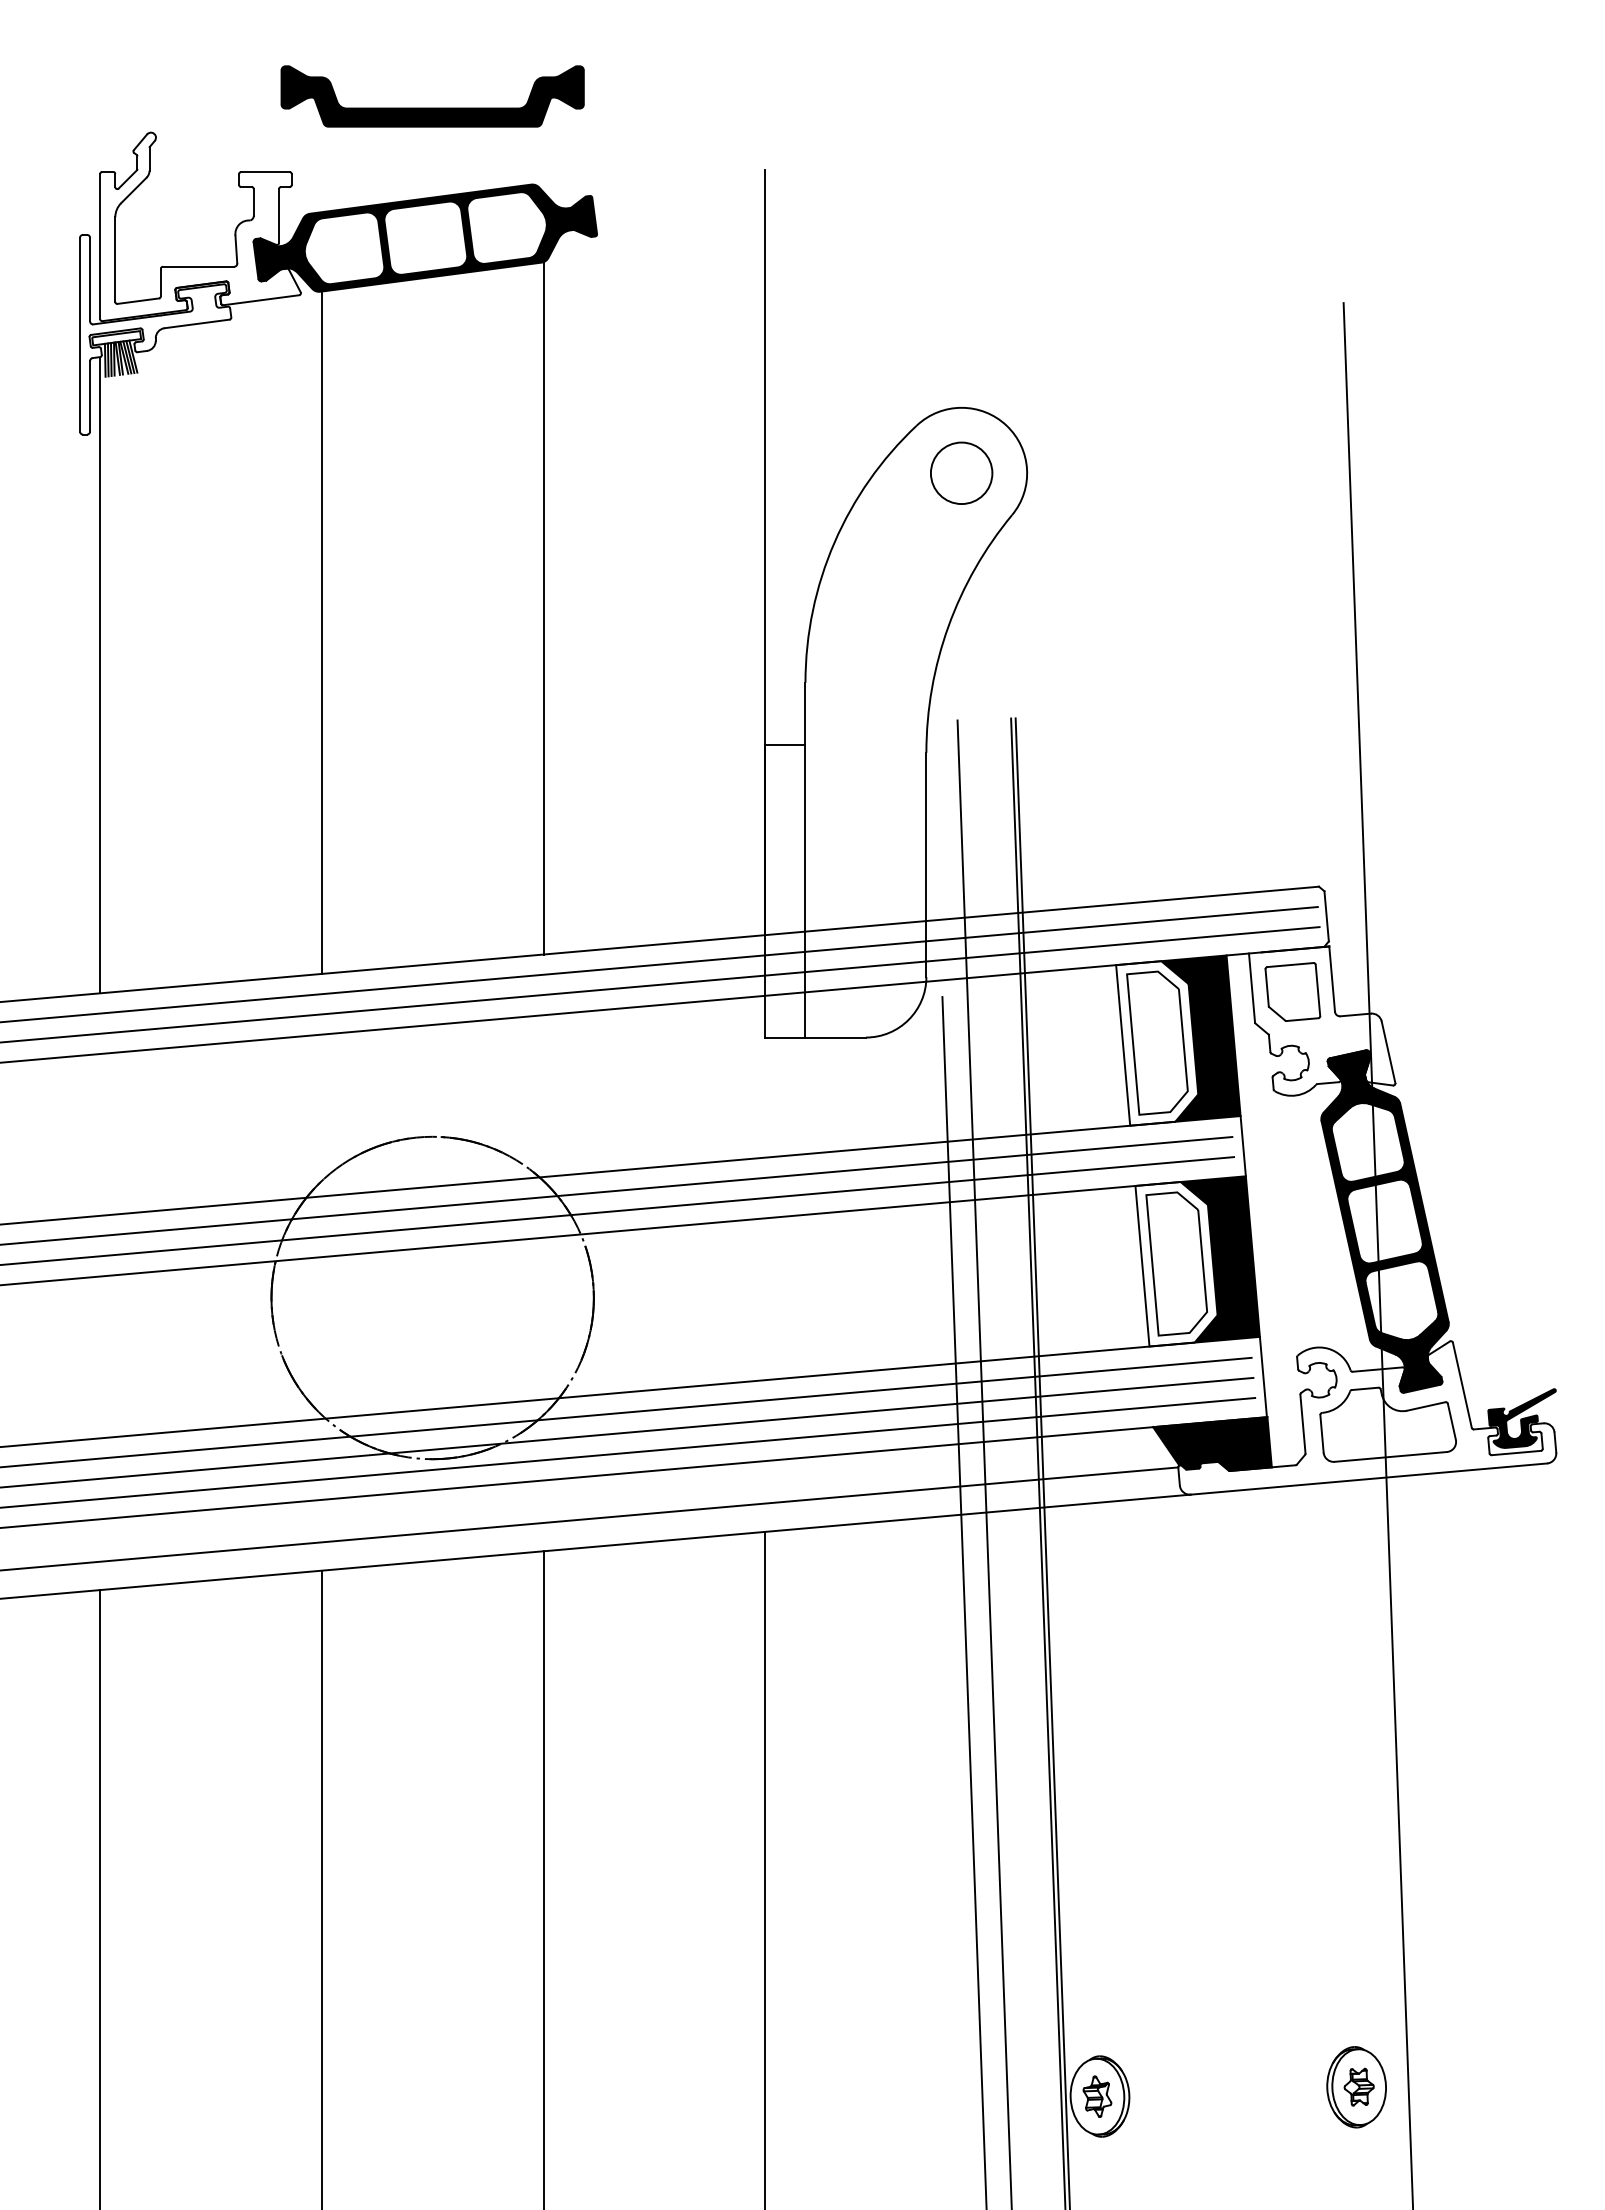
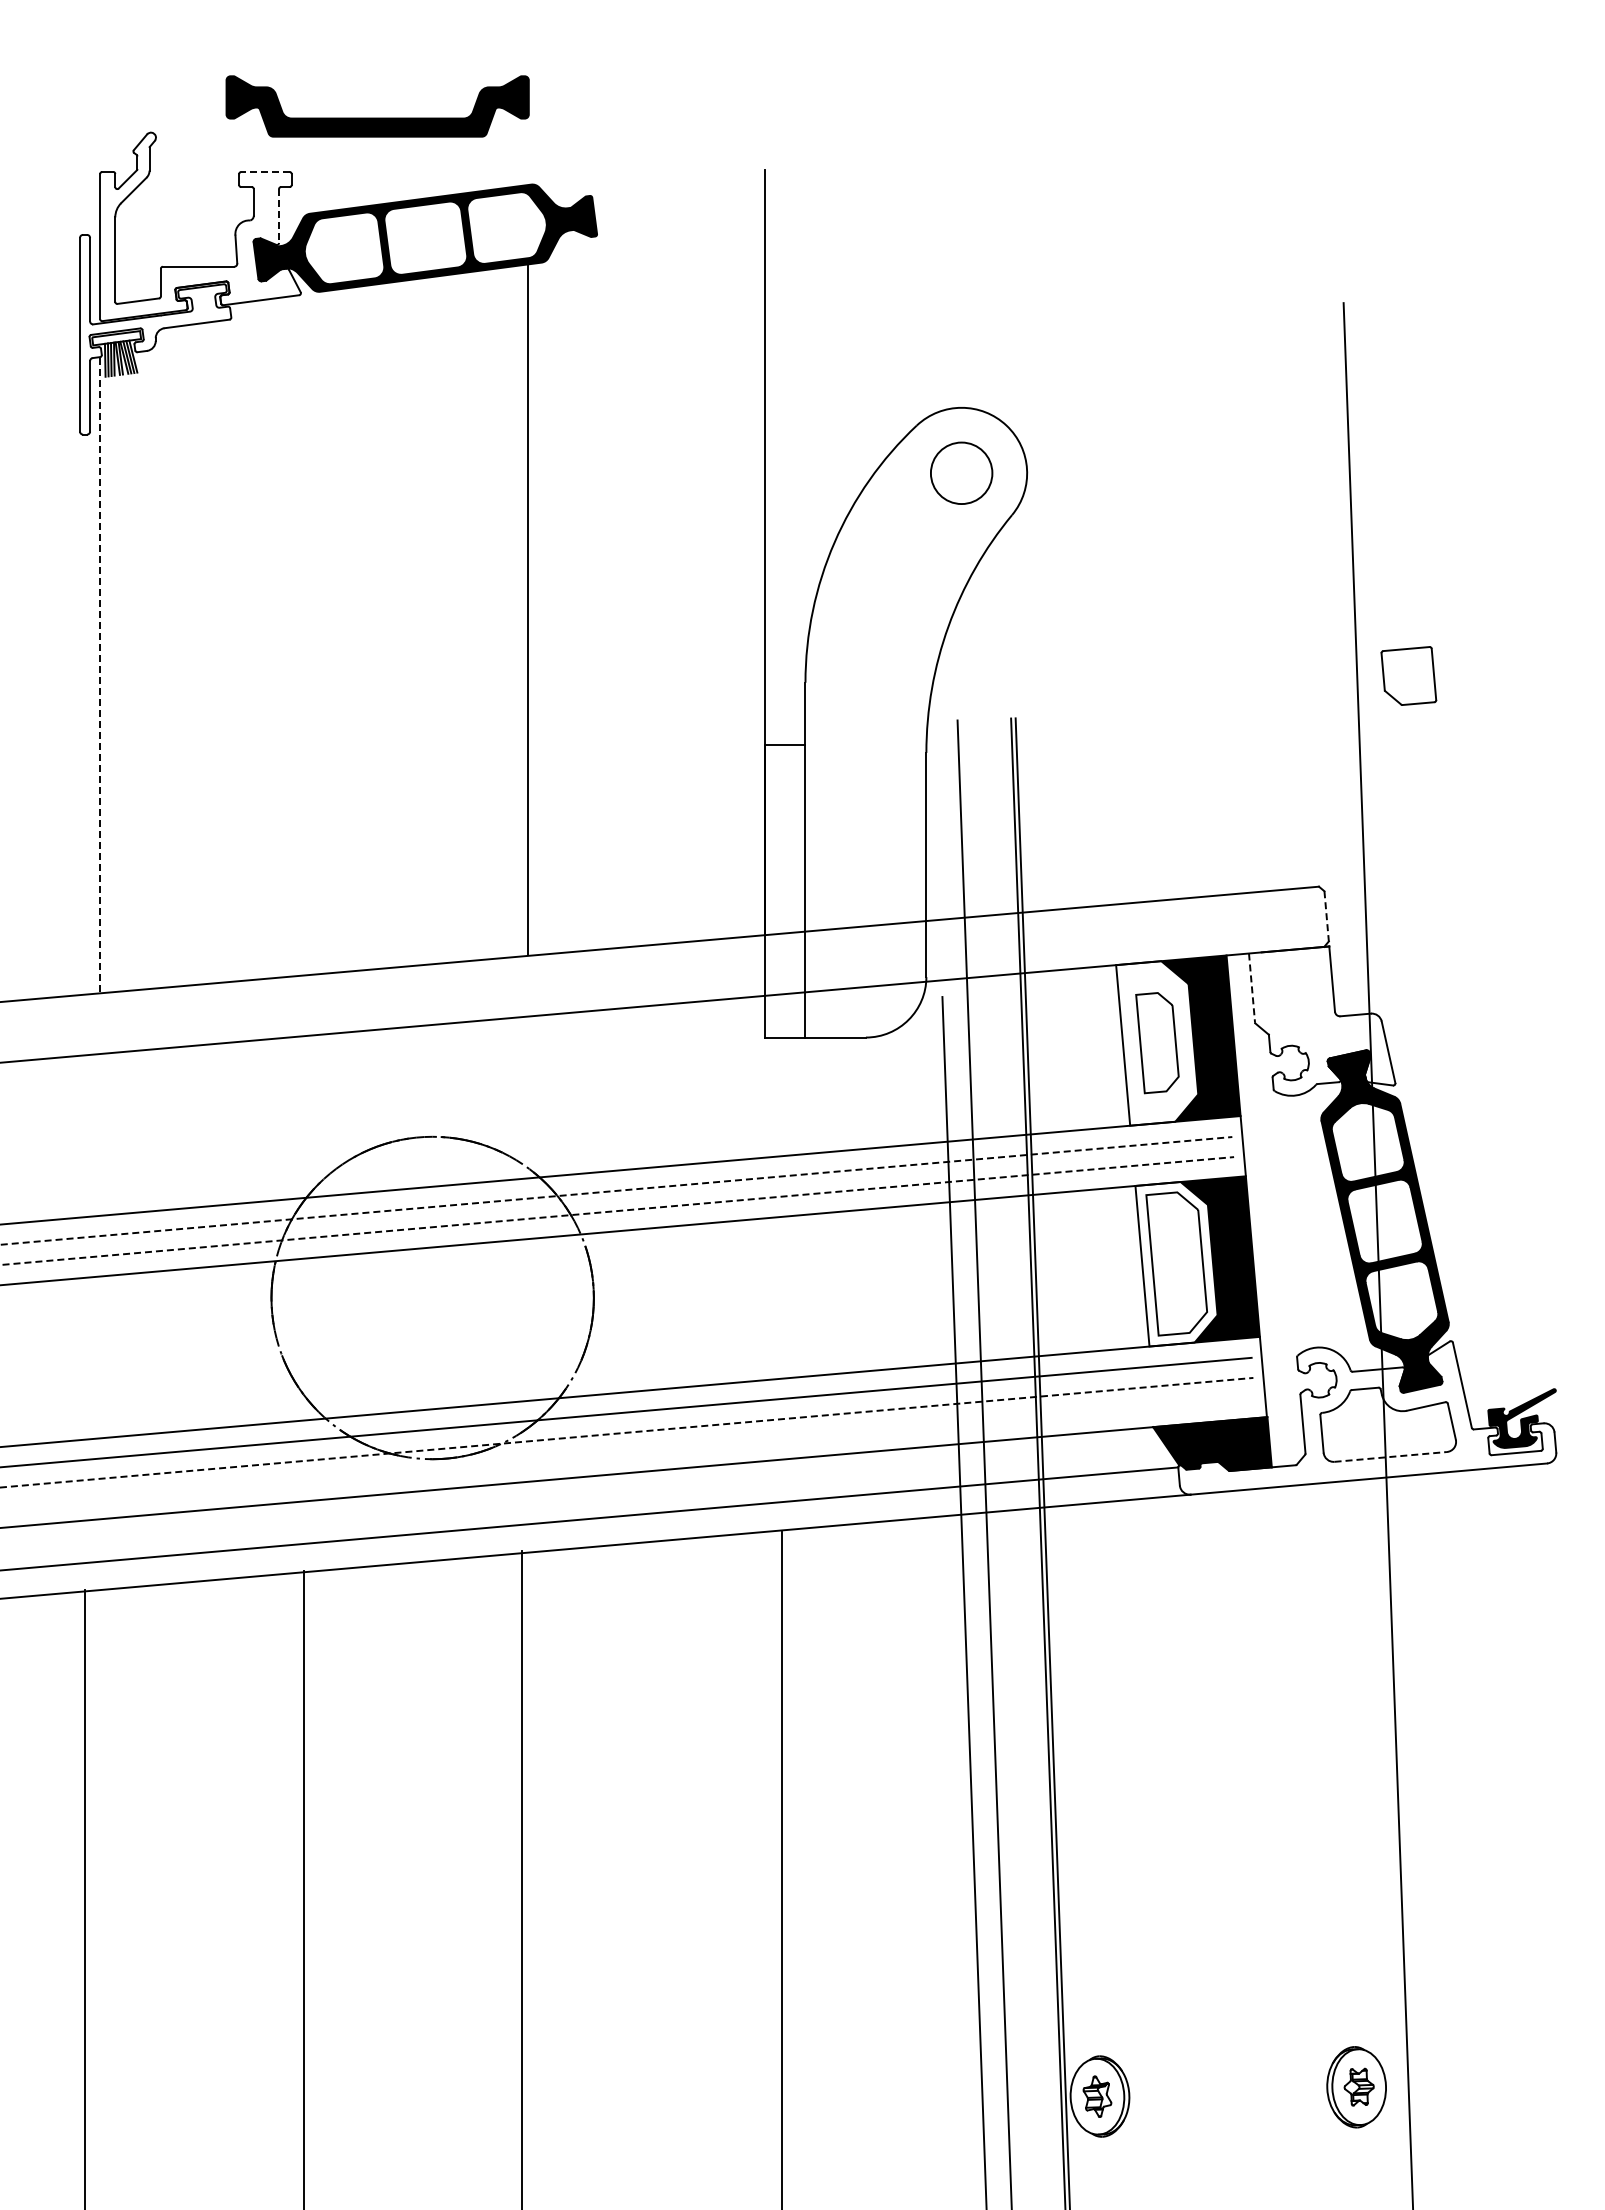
part position: (432, 107) -> (377, 117) (377, 117)
line: solid -> dashed (264, 171)
line: solid -> dashed (279, 216)
line position: (543, 608) -> (527, 608) (527, 608)
line: present -> none (321, 632)
line: solid -> dashed (100, 675)
line: solid -> dashed (1326, 916)
line: present -> none (659, 964)
line: present -> none (660, 984)
line: solid -> dashed (1252, 988)
part position: (1292, 991) -> (1408, 675) (1408, 675)
part size: 63x146 px -> 45x103 px (1157, 1043)
line: solid -> dashed (616, 1190)
line: solid -> dashed (617, 1211)
line: solid -> dashed (627, 1432)
line: present -> none (628, 1452)
line: solid -> dashed (1391, 1456)
line position: (765, 1868) -> (782, 1868) (782, 1868)
line position: (543, 1878) -> (521, 1878) (521, 1878)
line position: (321, 1888) -> (303, 1888) (303, 1888)
line position: (100, 1898) -> (85, 1898) (85, 1898)
